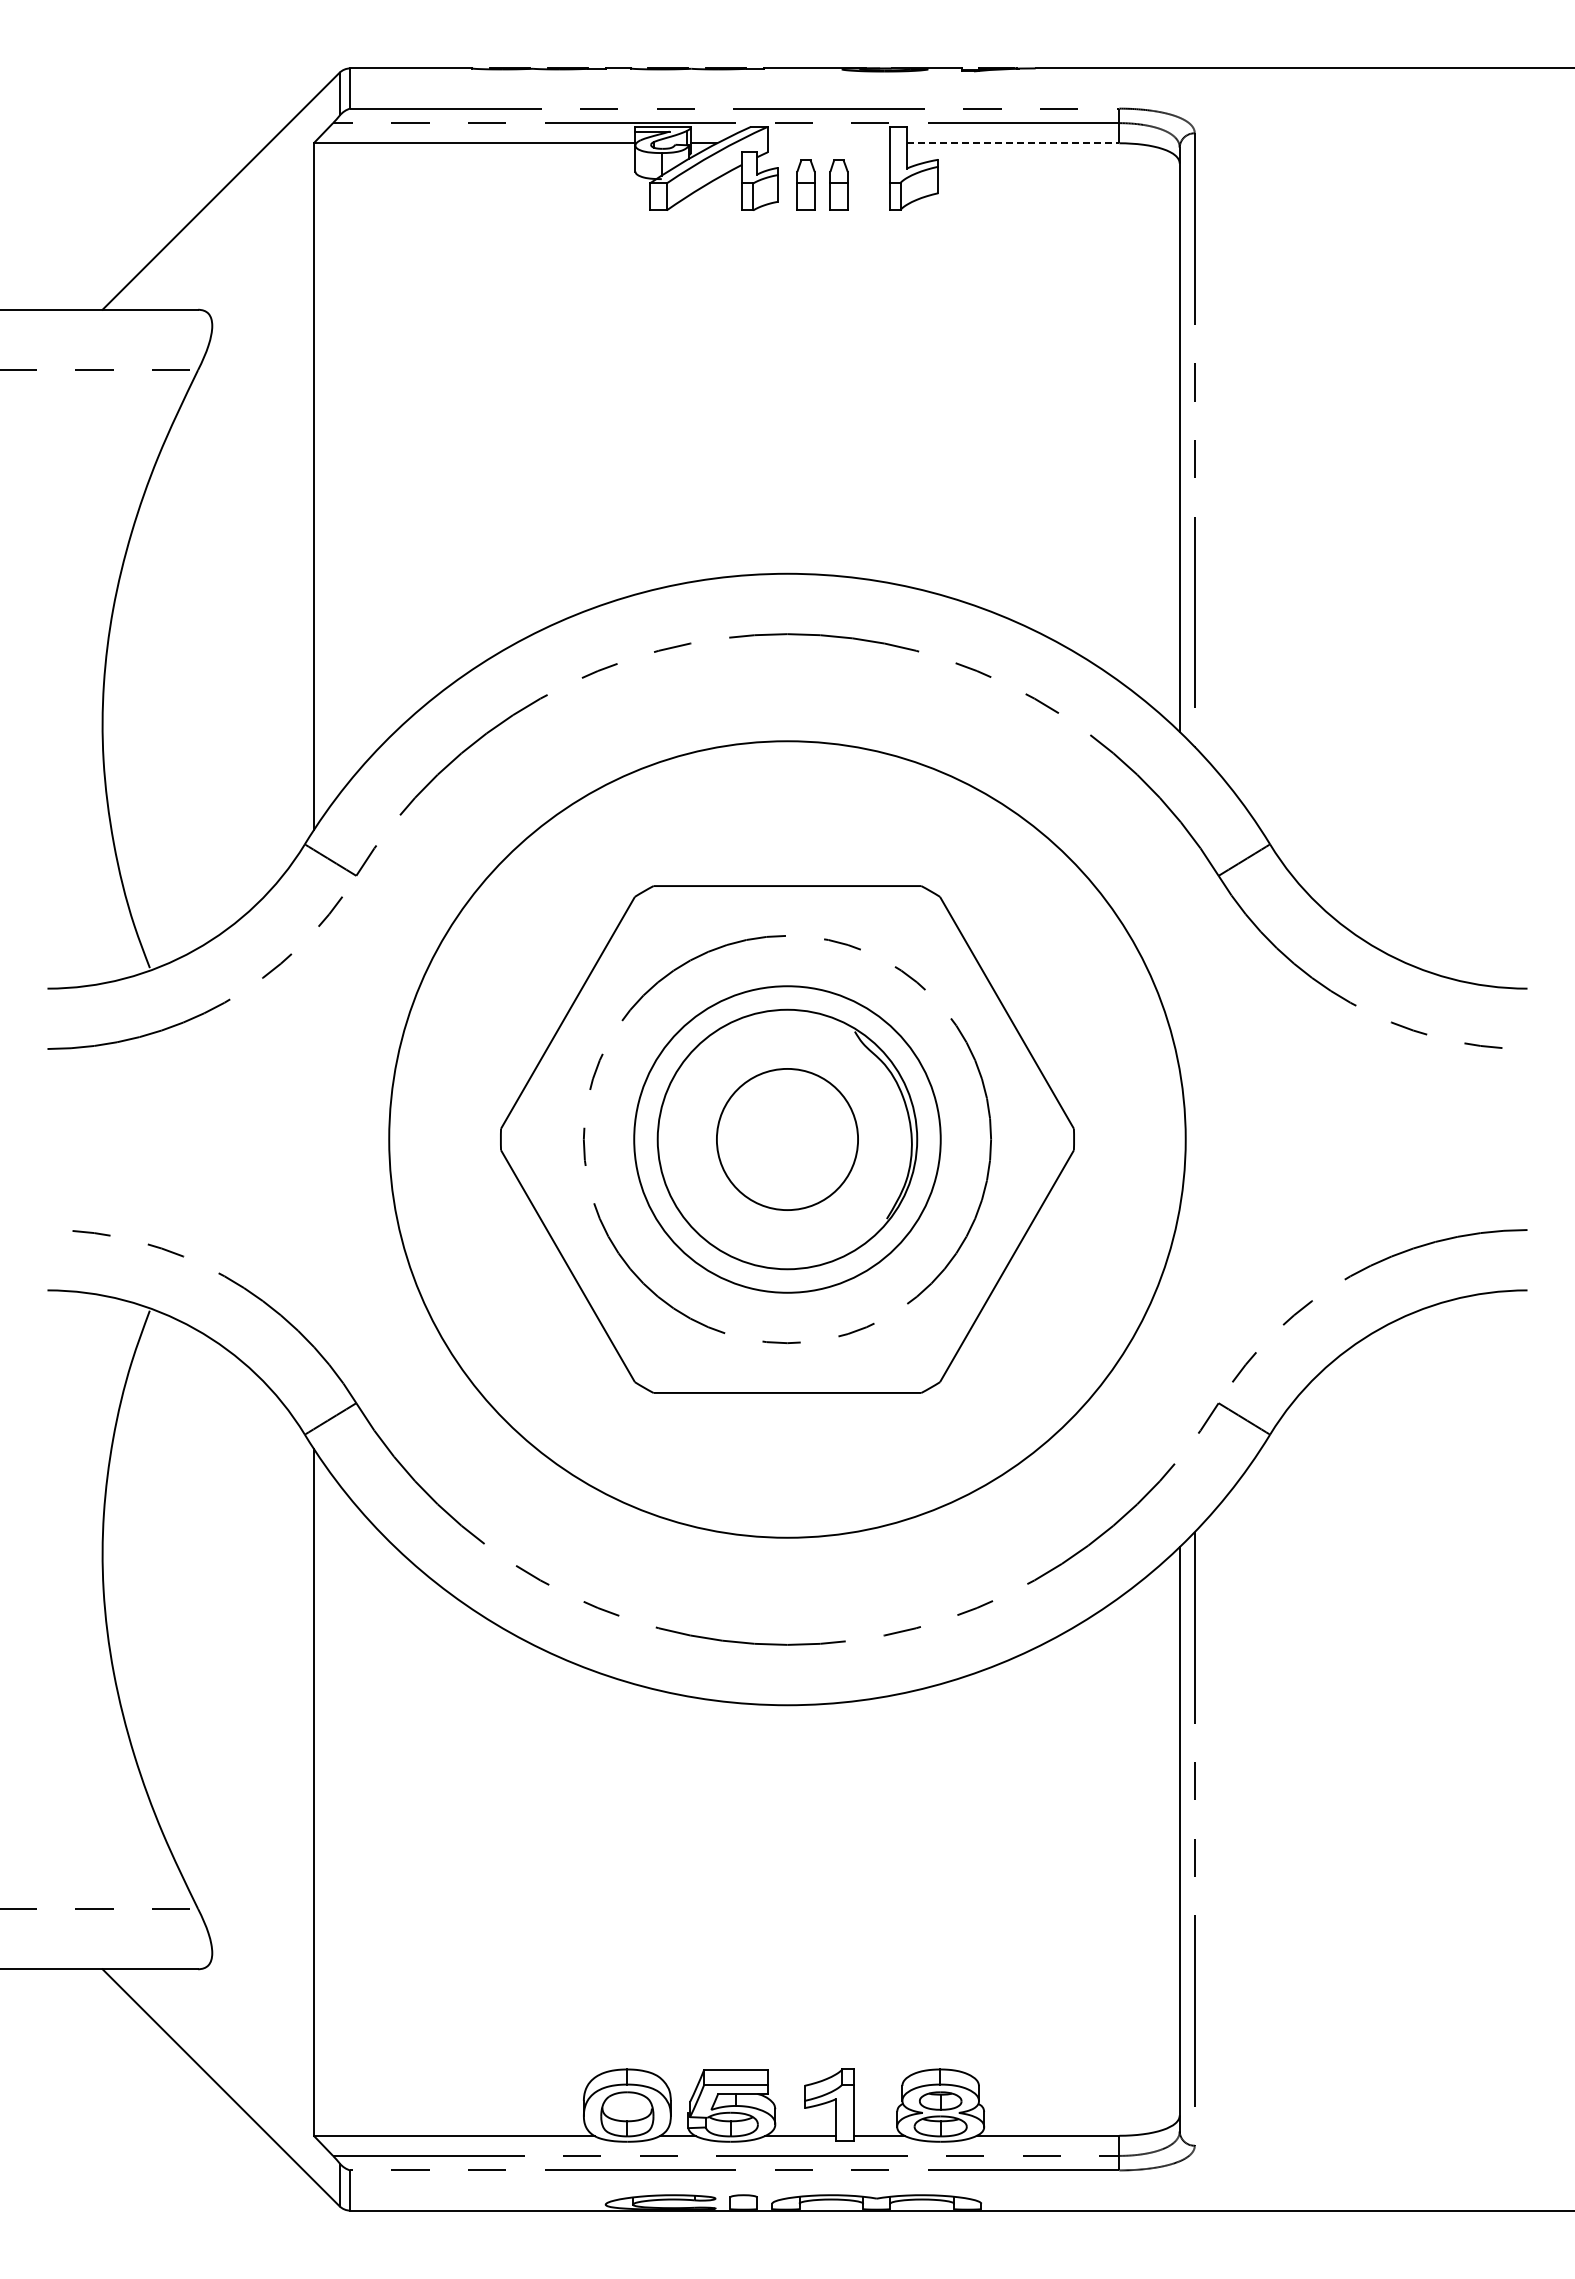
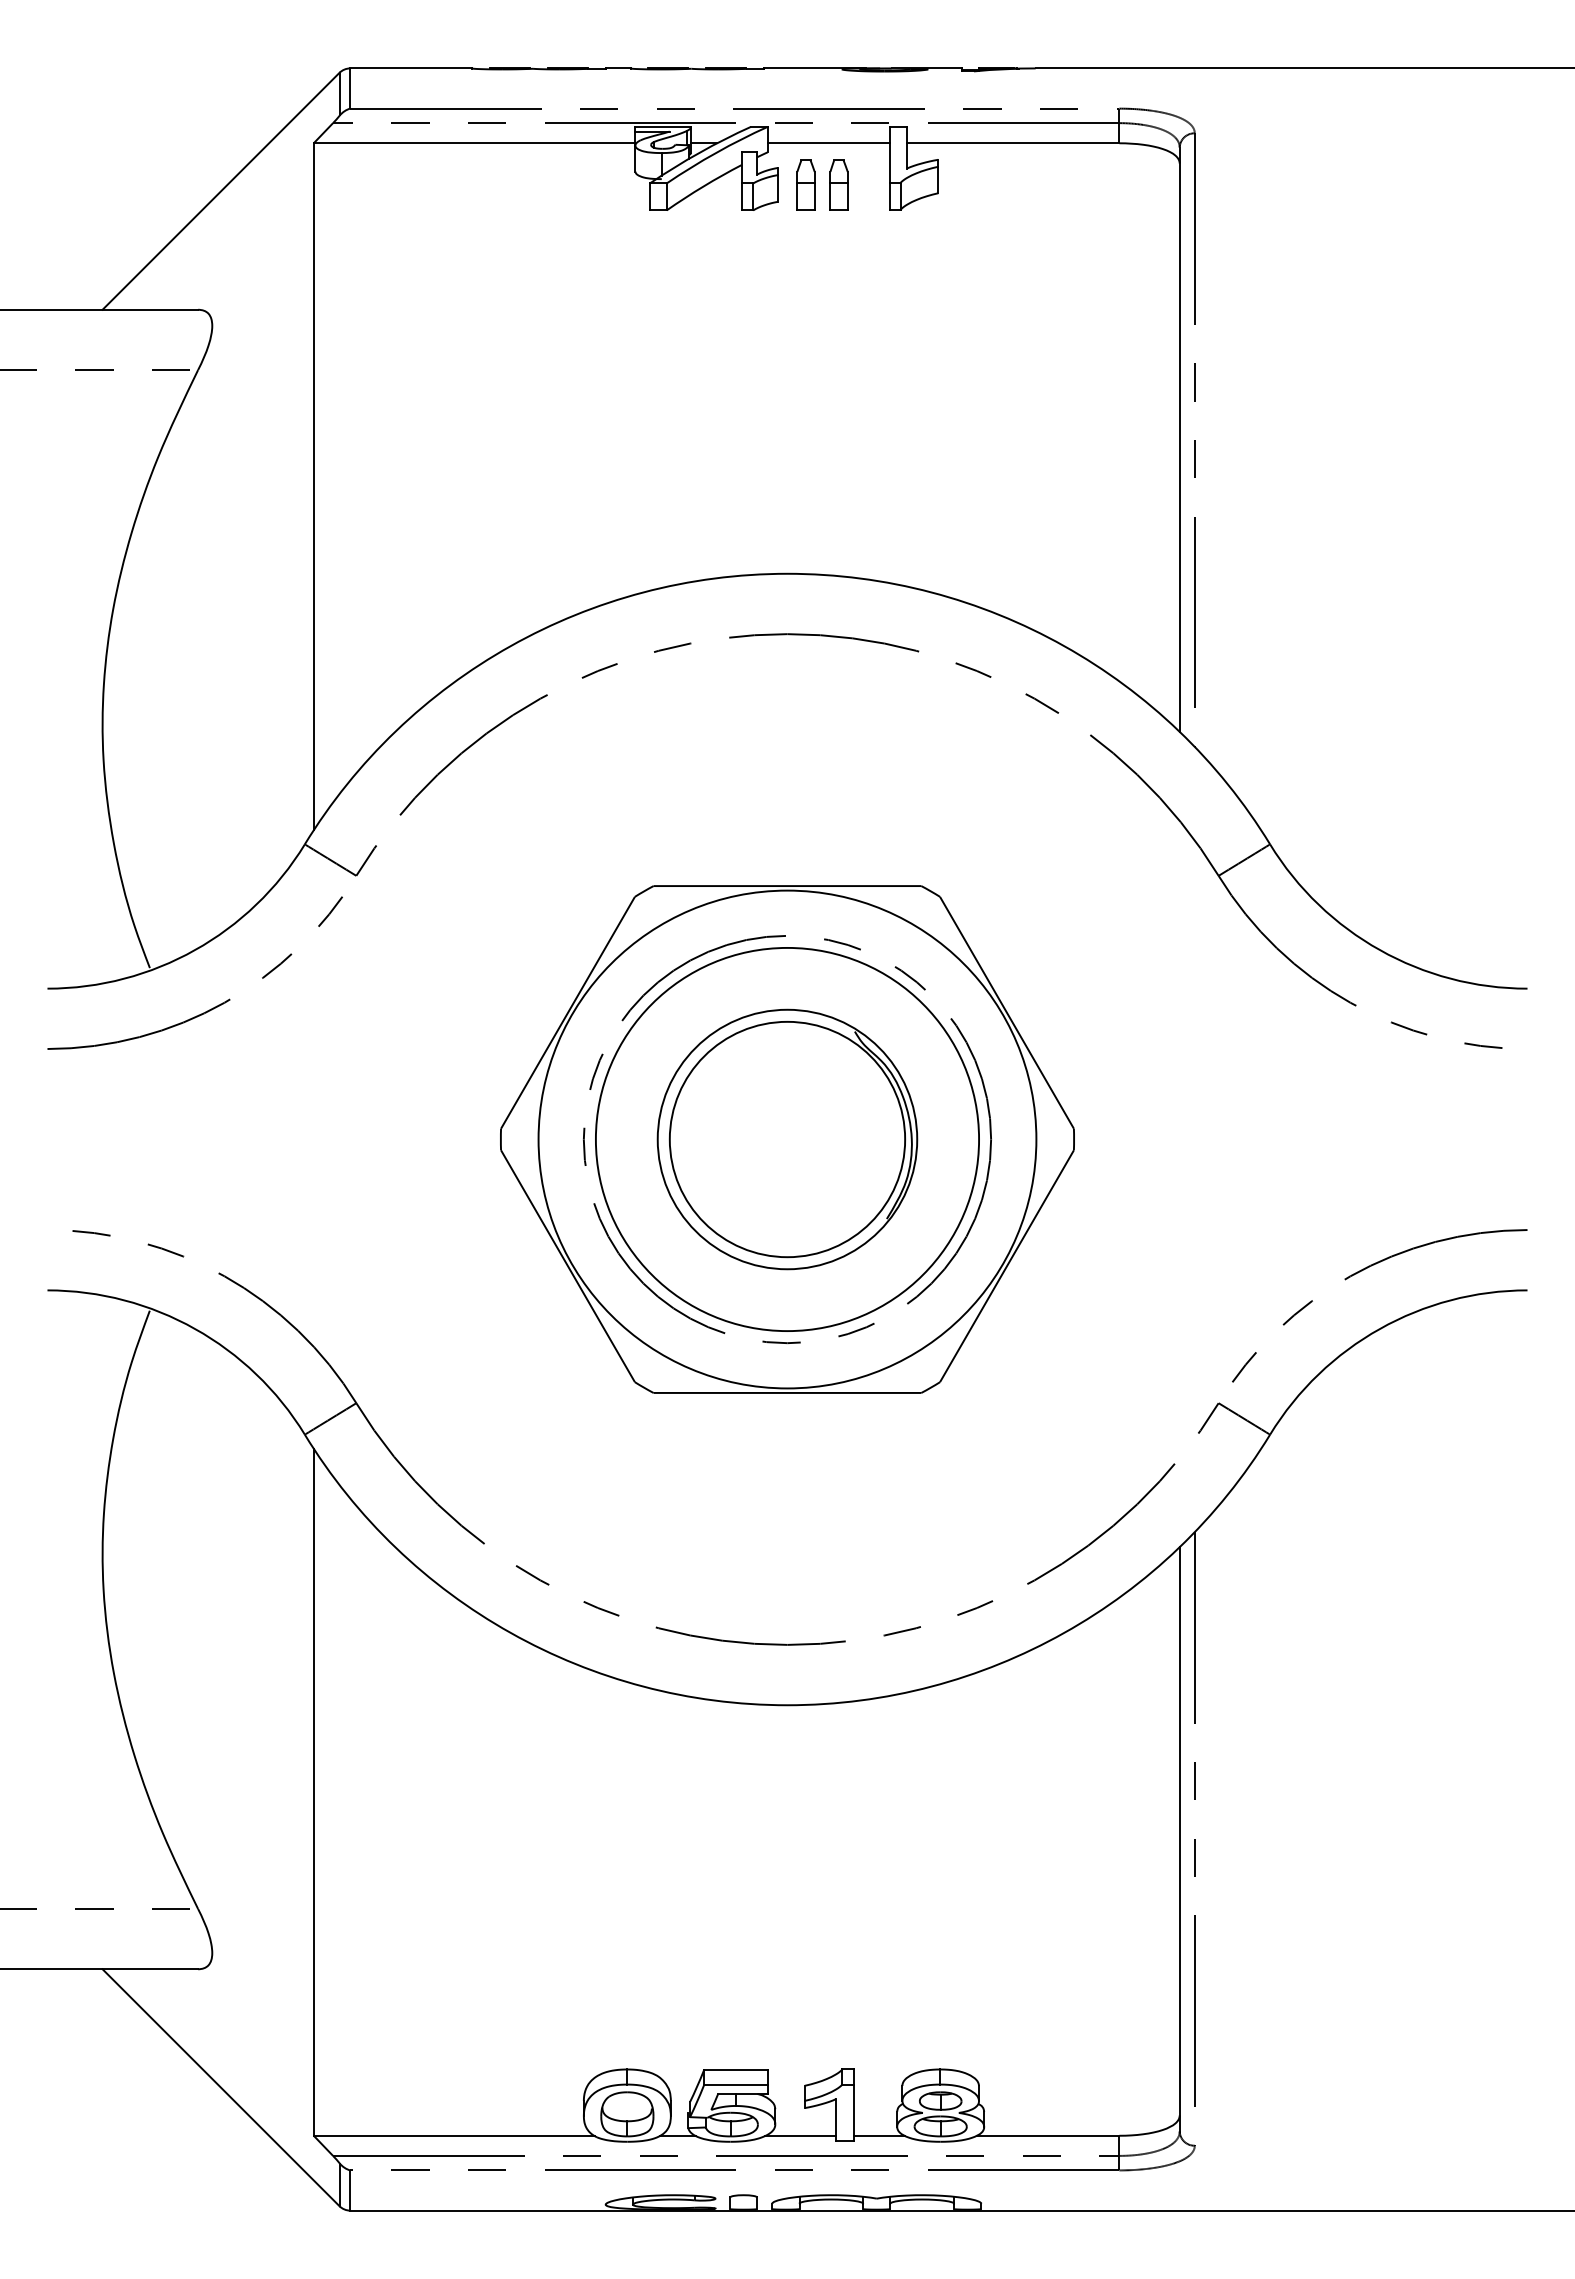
line: none -> present (828, 143)
line: dashed -> solid (1013, 143)
circle diameter: 141 px -> 235 px (787, 1139)
circle diameter: 307 px -> 383 px (787, 1139)
circle diameter: 797 px -> 498 px (787, 1139)
